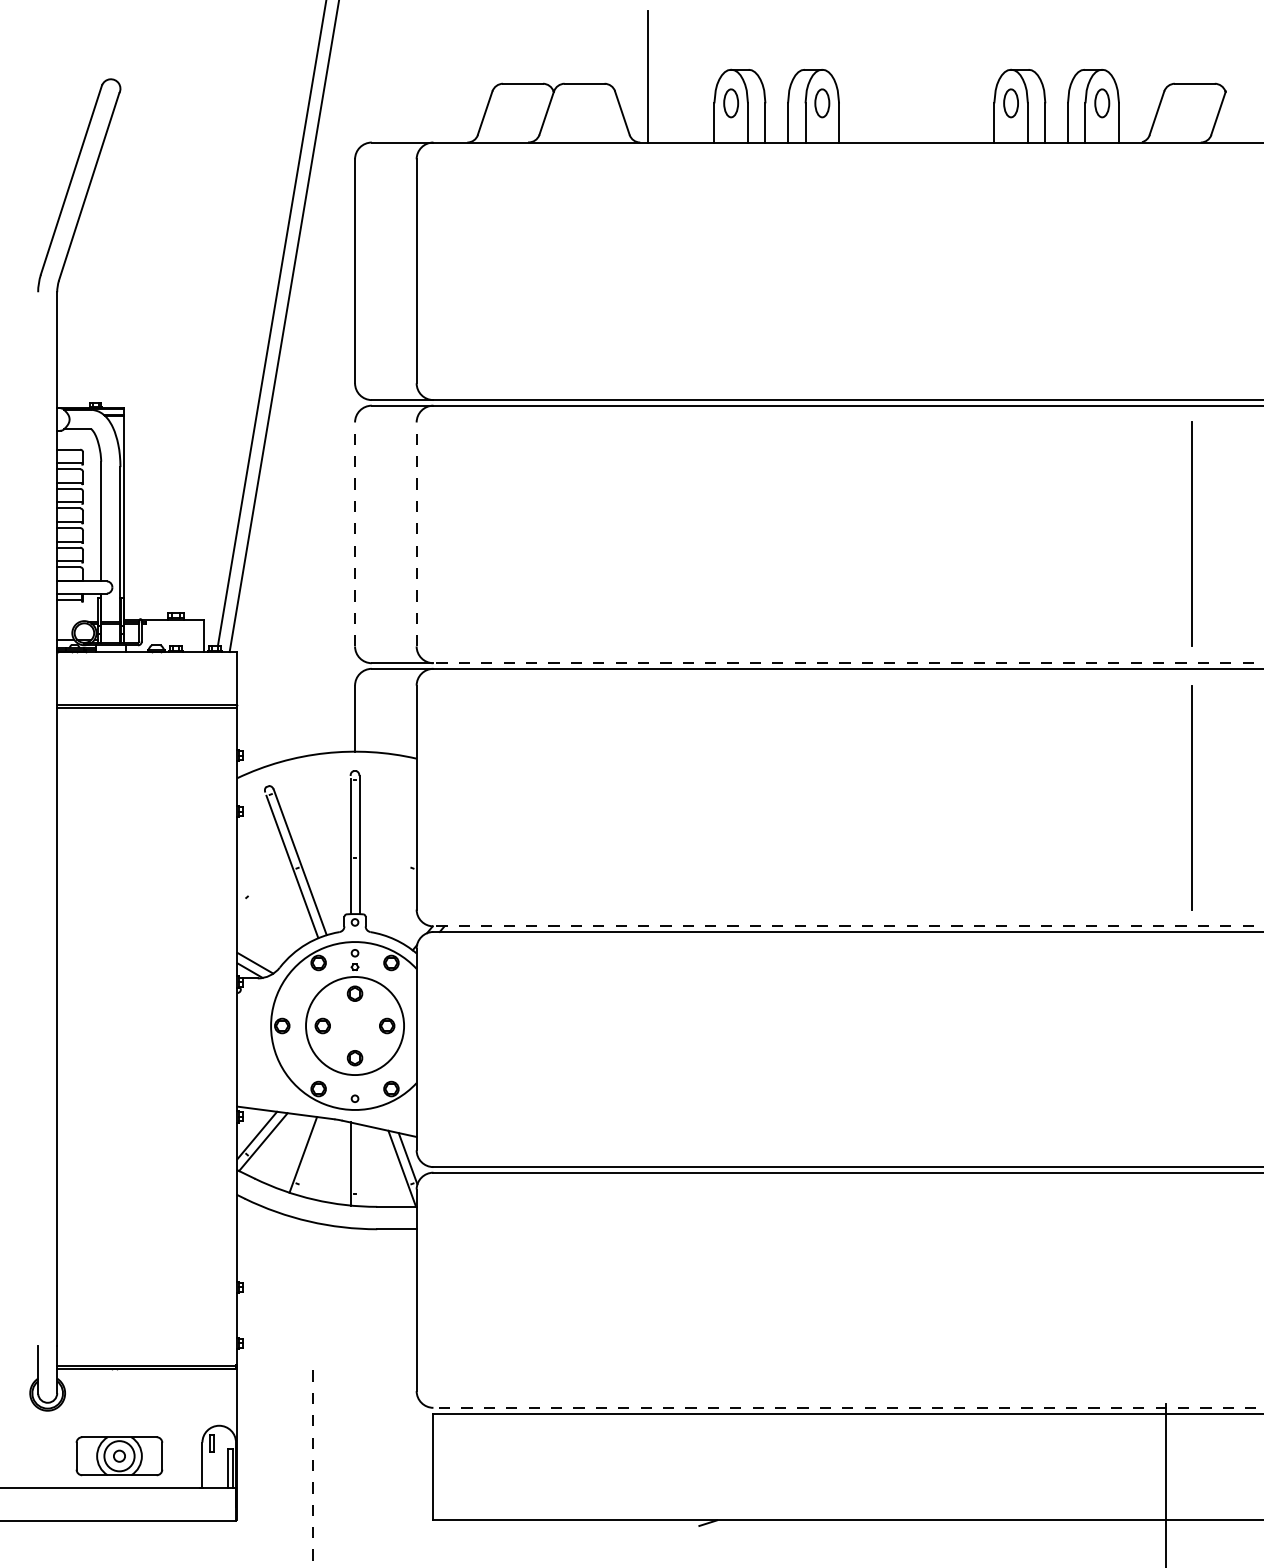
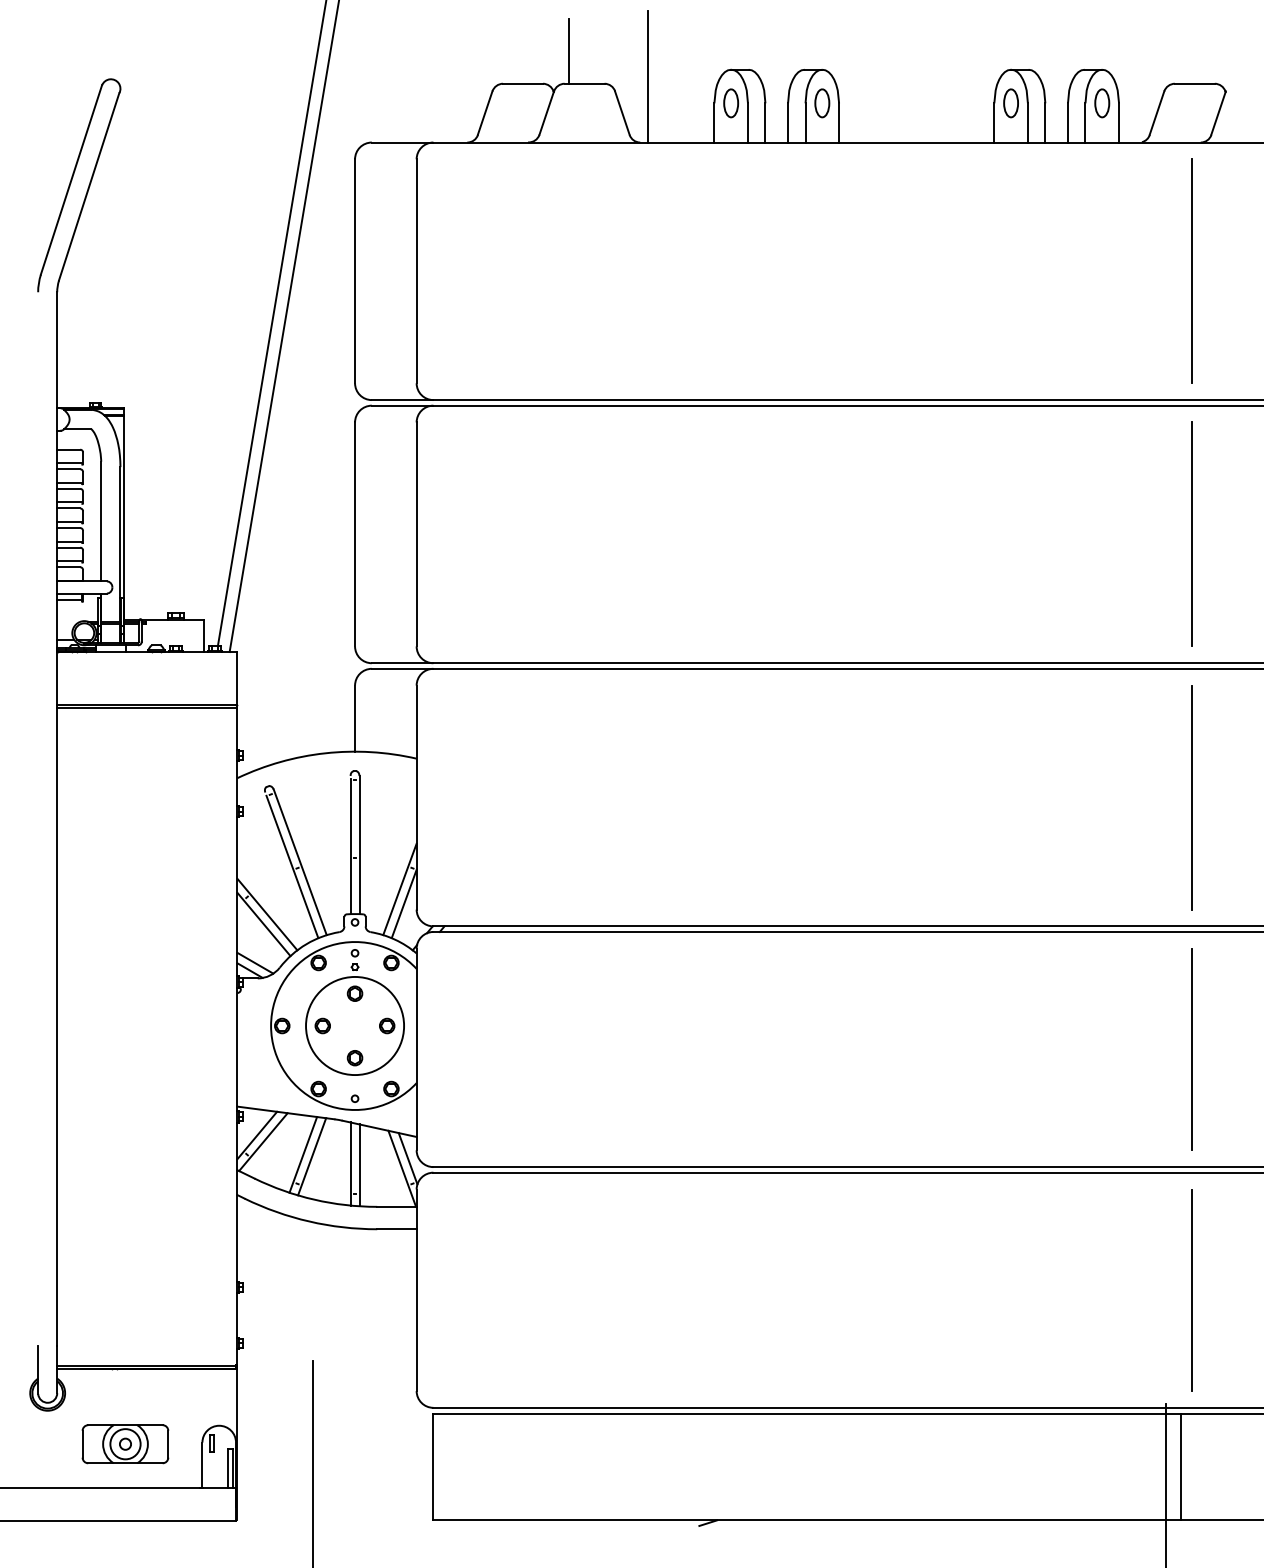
line: none -> present (569, 51)
line: none -> present (1191, 270)
line: dashed -> solid (355, 534)
line: dashed -> solid (416, 534)
line: dashed -> solid (848, 663)
line: none -> present (399, 889)
line: none -> present (403, 903)
line: none -> present (267, 914)
line: none -> present (263, 924)
line: dashed -> solid (848, 926)
line: none -> present (1191, 1049)
line: none -> present (312, 1156)
line: none -> present (359, 1165)
line: none -> present (1191, 1290)
line: dashed -> solid (848, 1407)
part position: (119, 1456) -> (125, 1444) (125, 1444)
line: dashed -> solid (313, 1464)
line: none -> present (1180, 1467)
